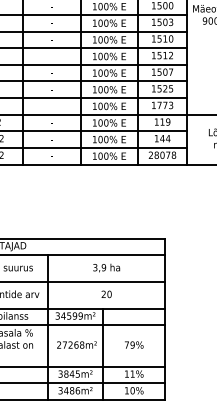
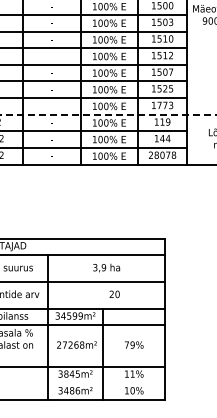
line: solid -> dashed (108, 114)
text position: (106, 294) -> (114, 294) (114, 294)
line: present -> none (83, 383)
